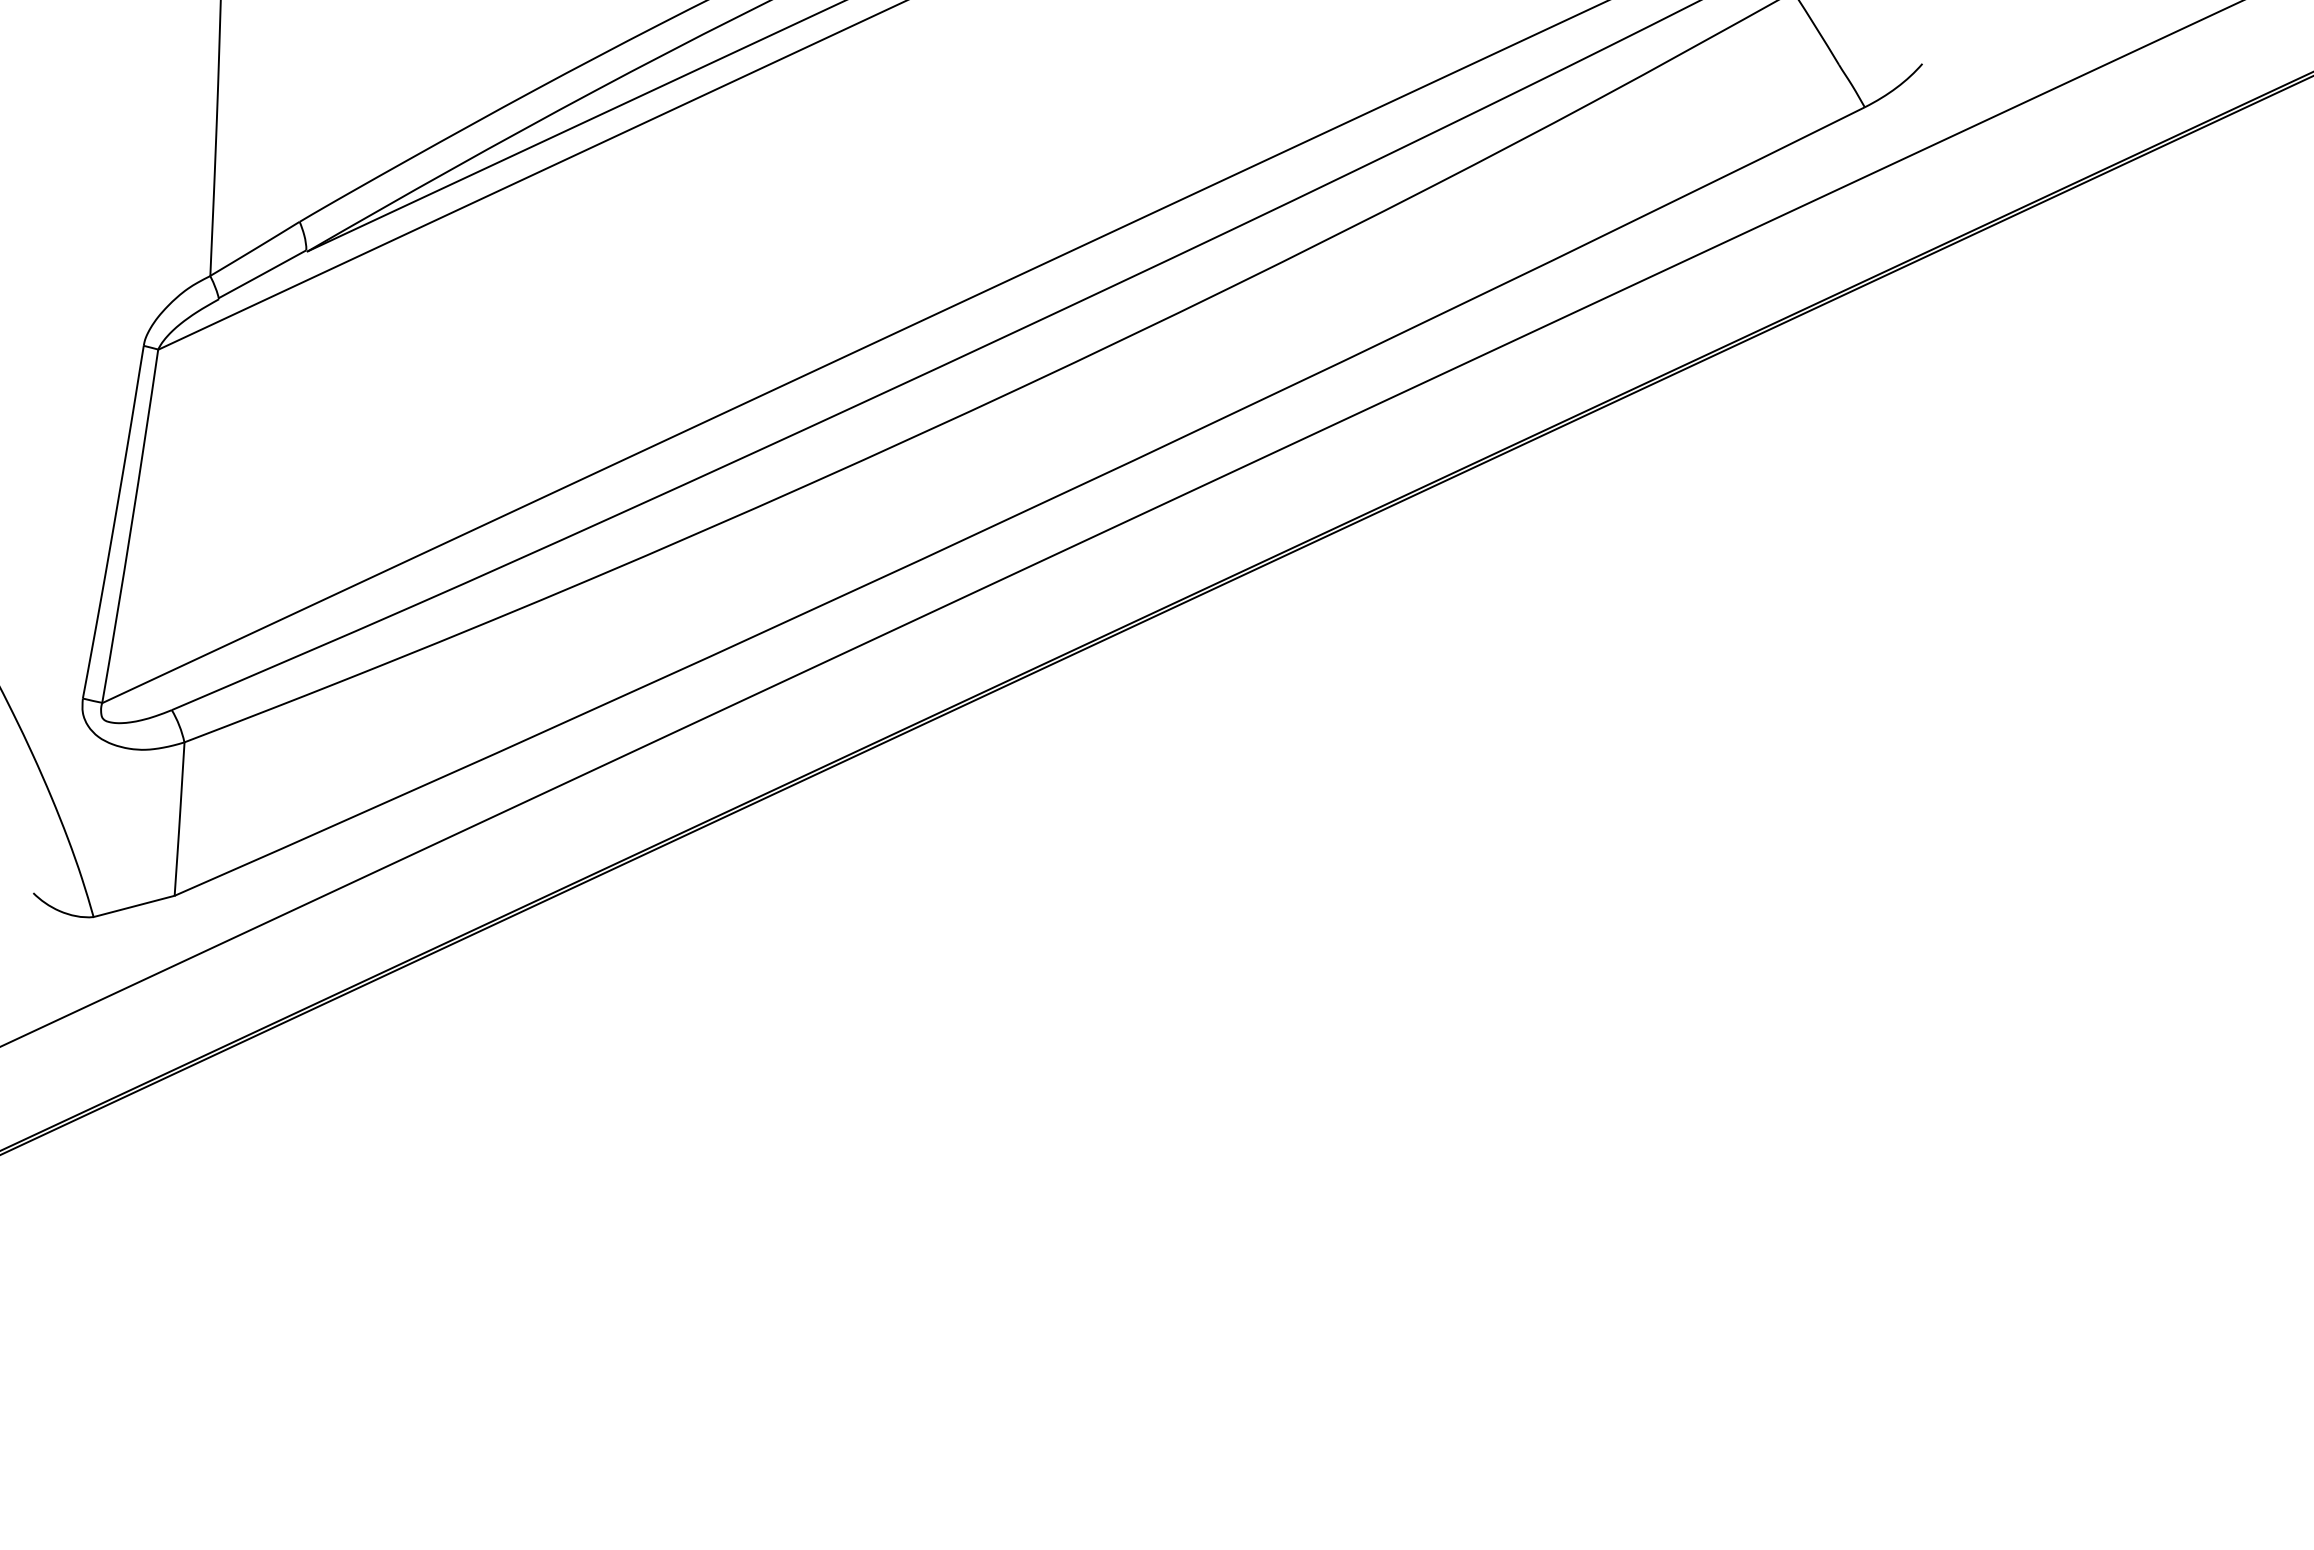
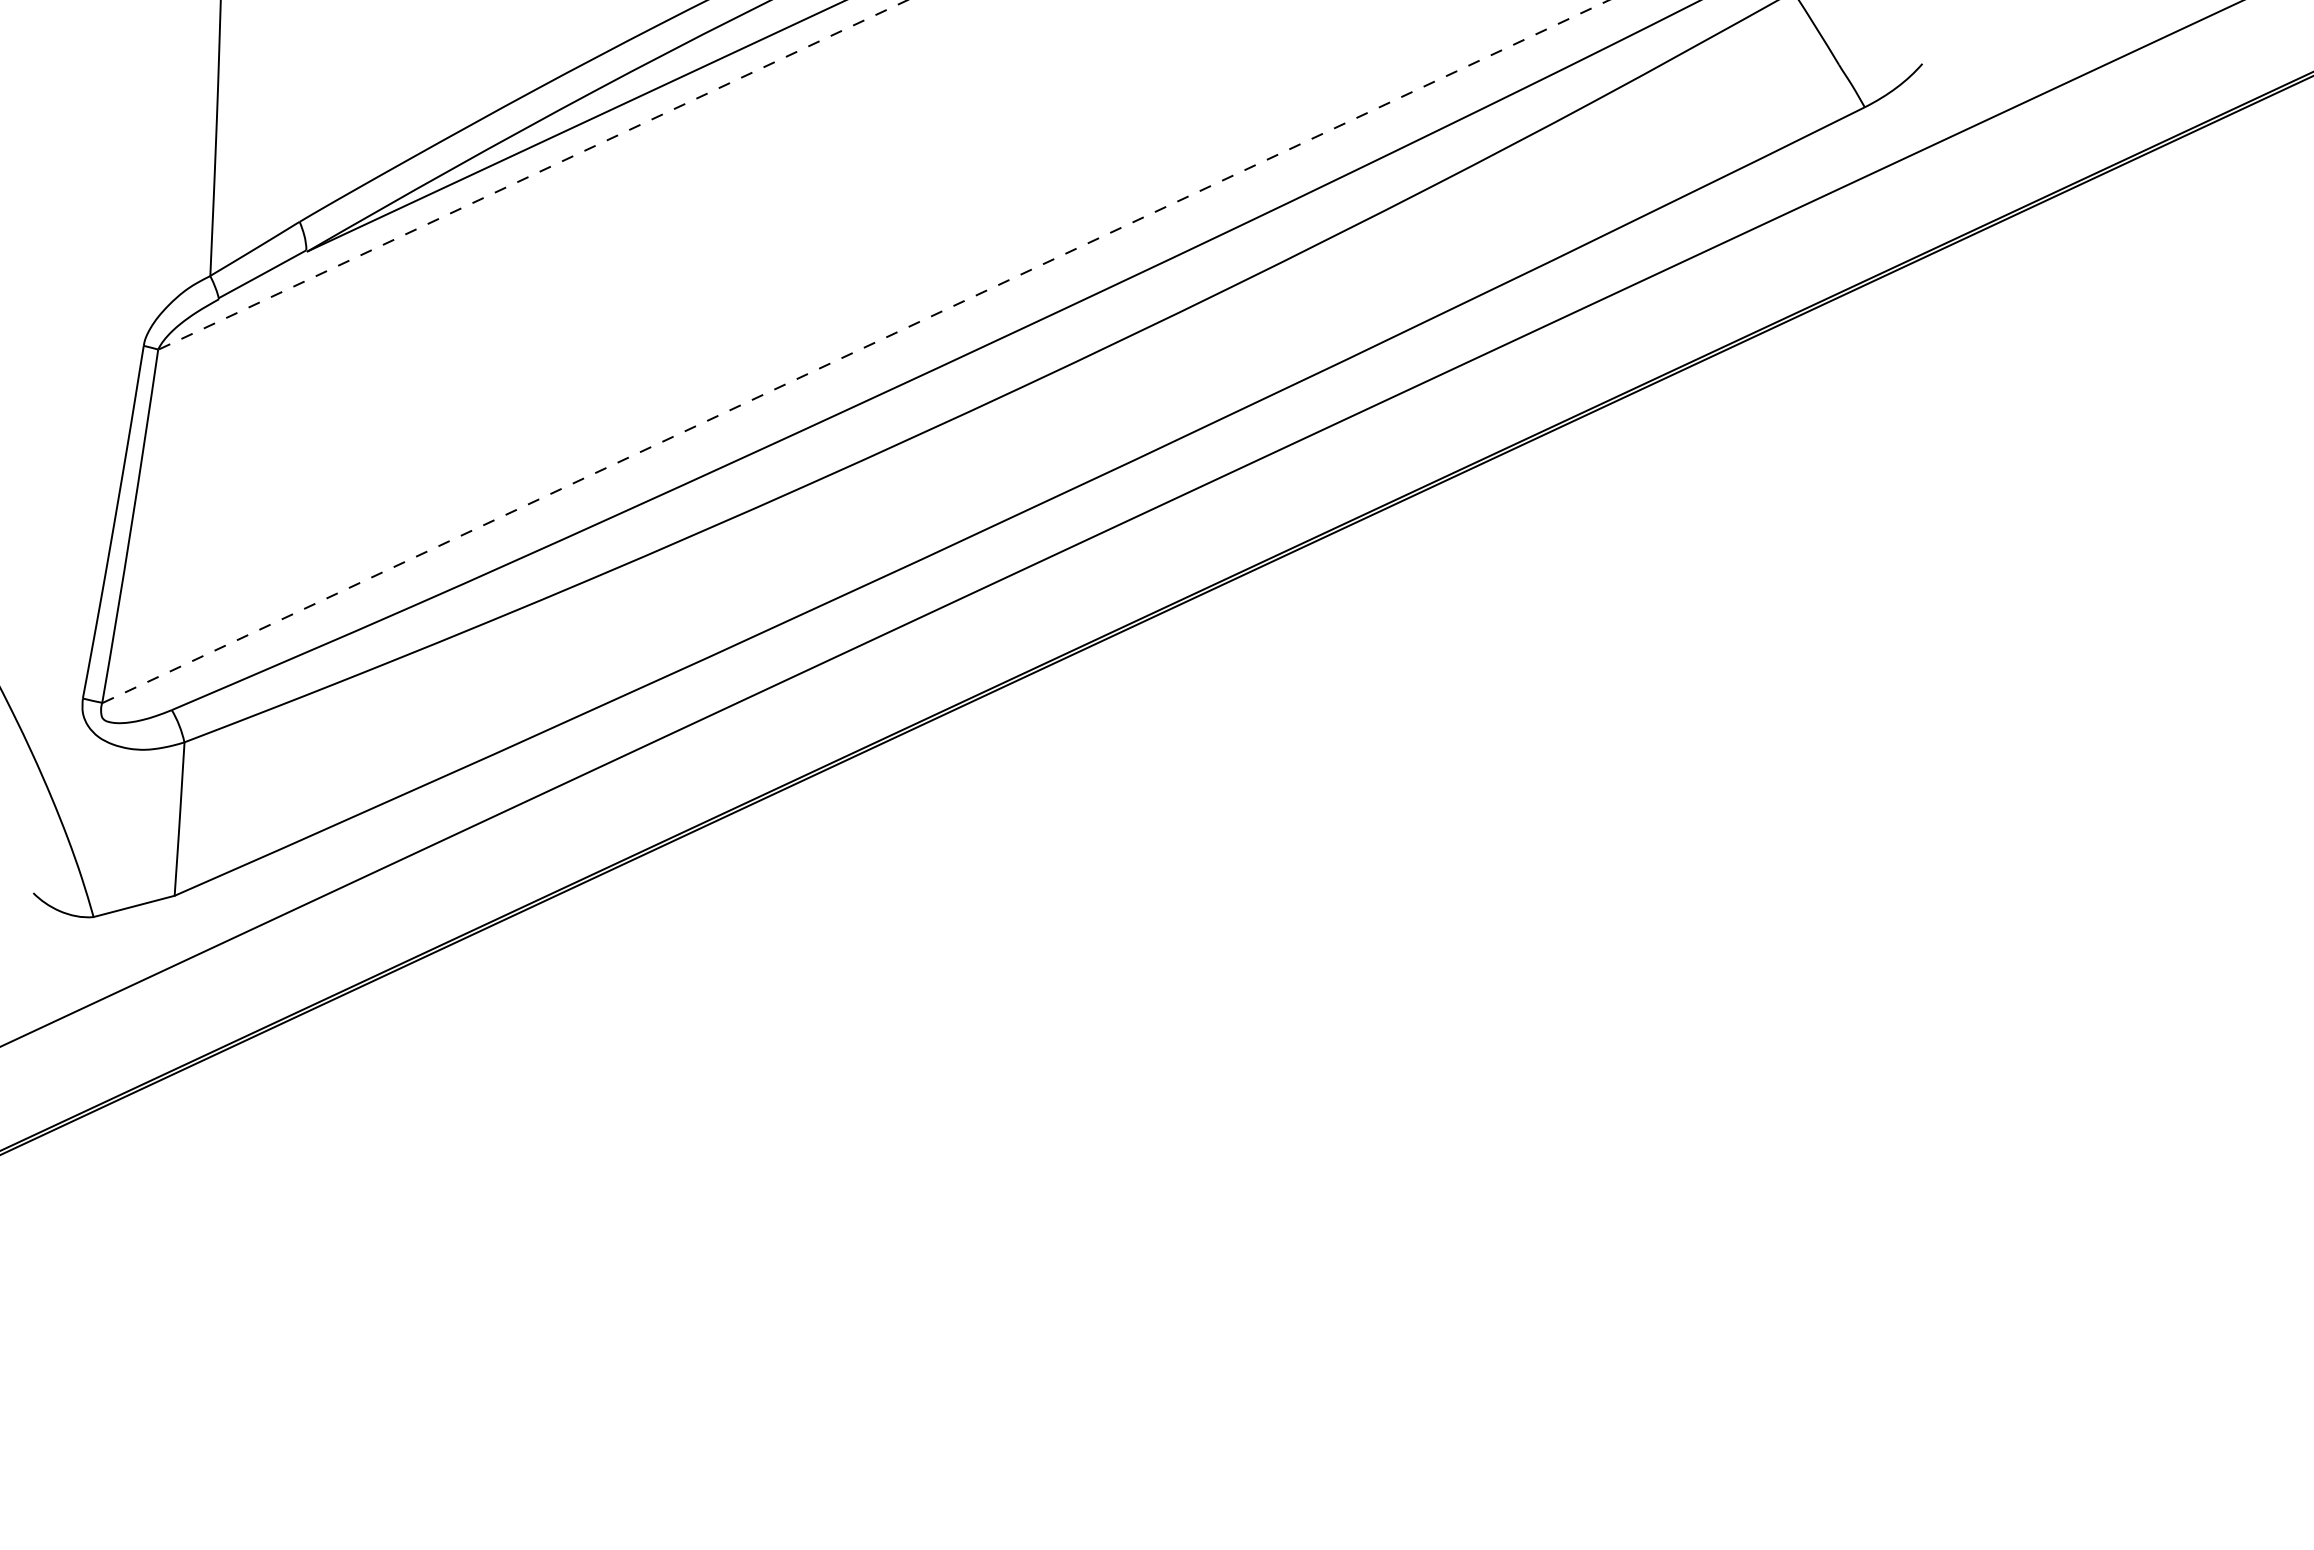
line: solid -> dashed (532, 175)
line: solid -> dashed (856, 351)
